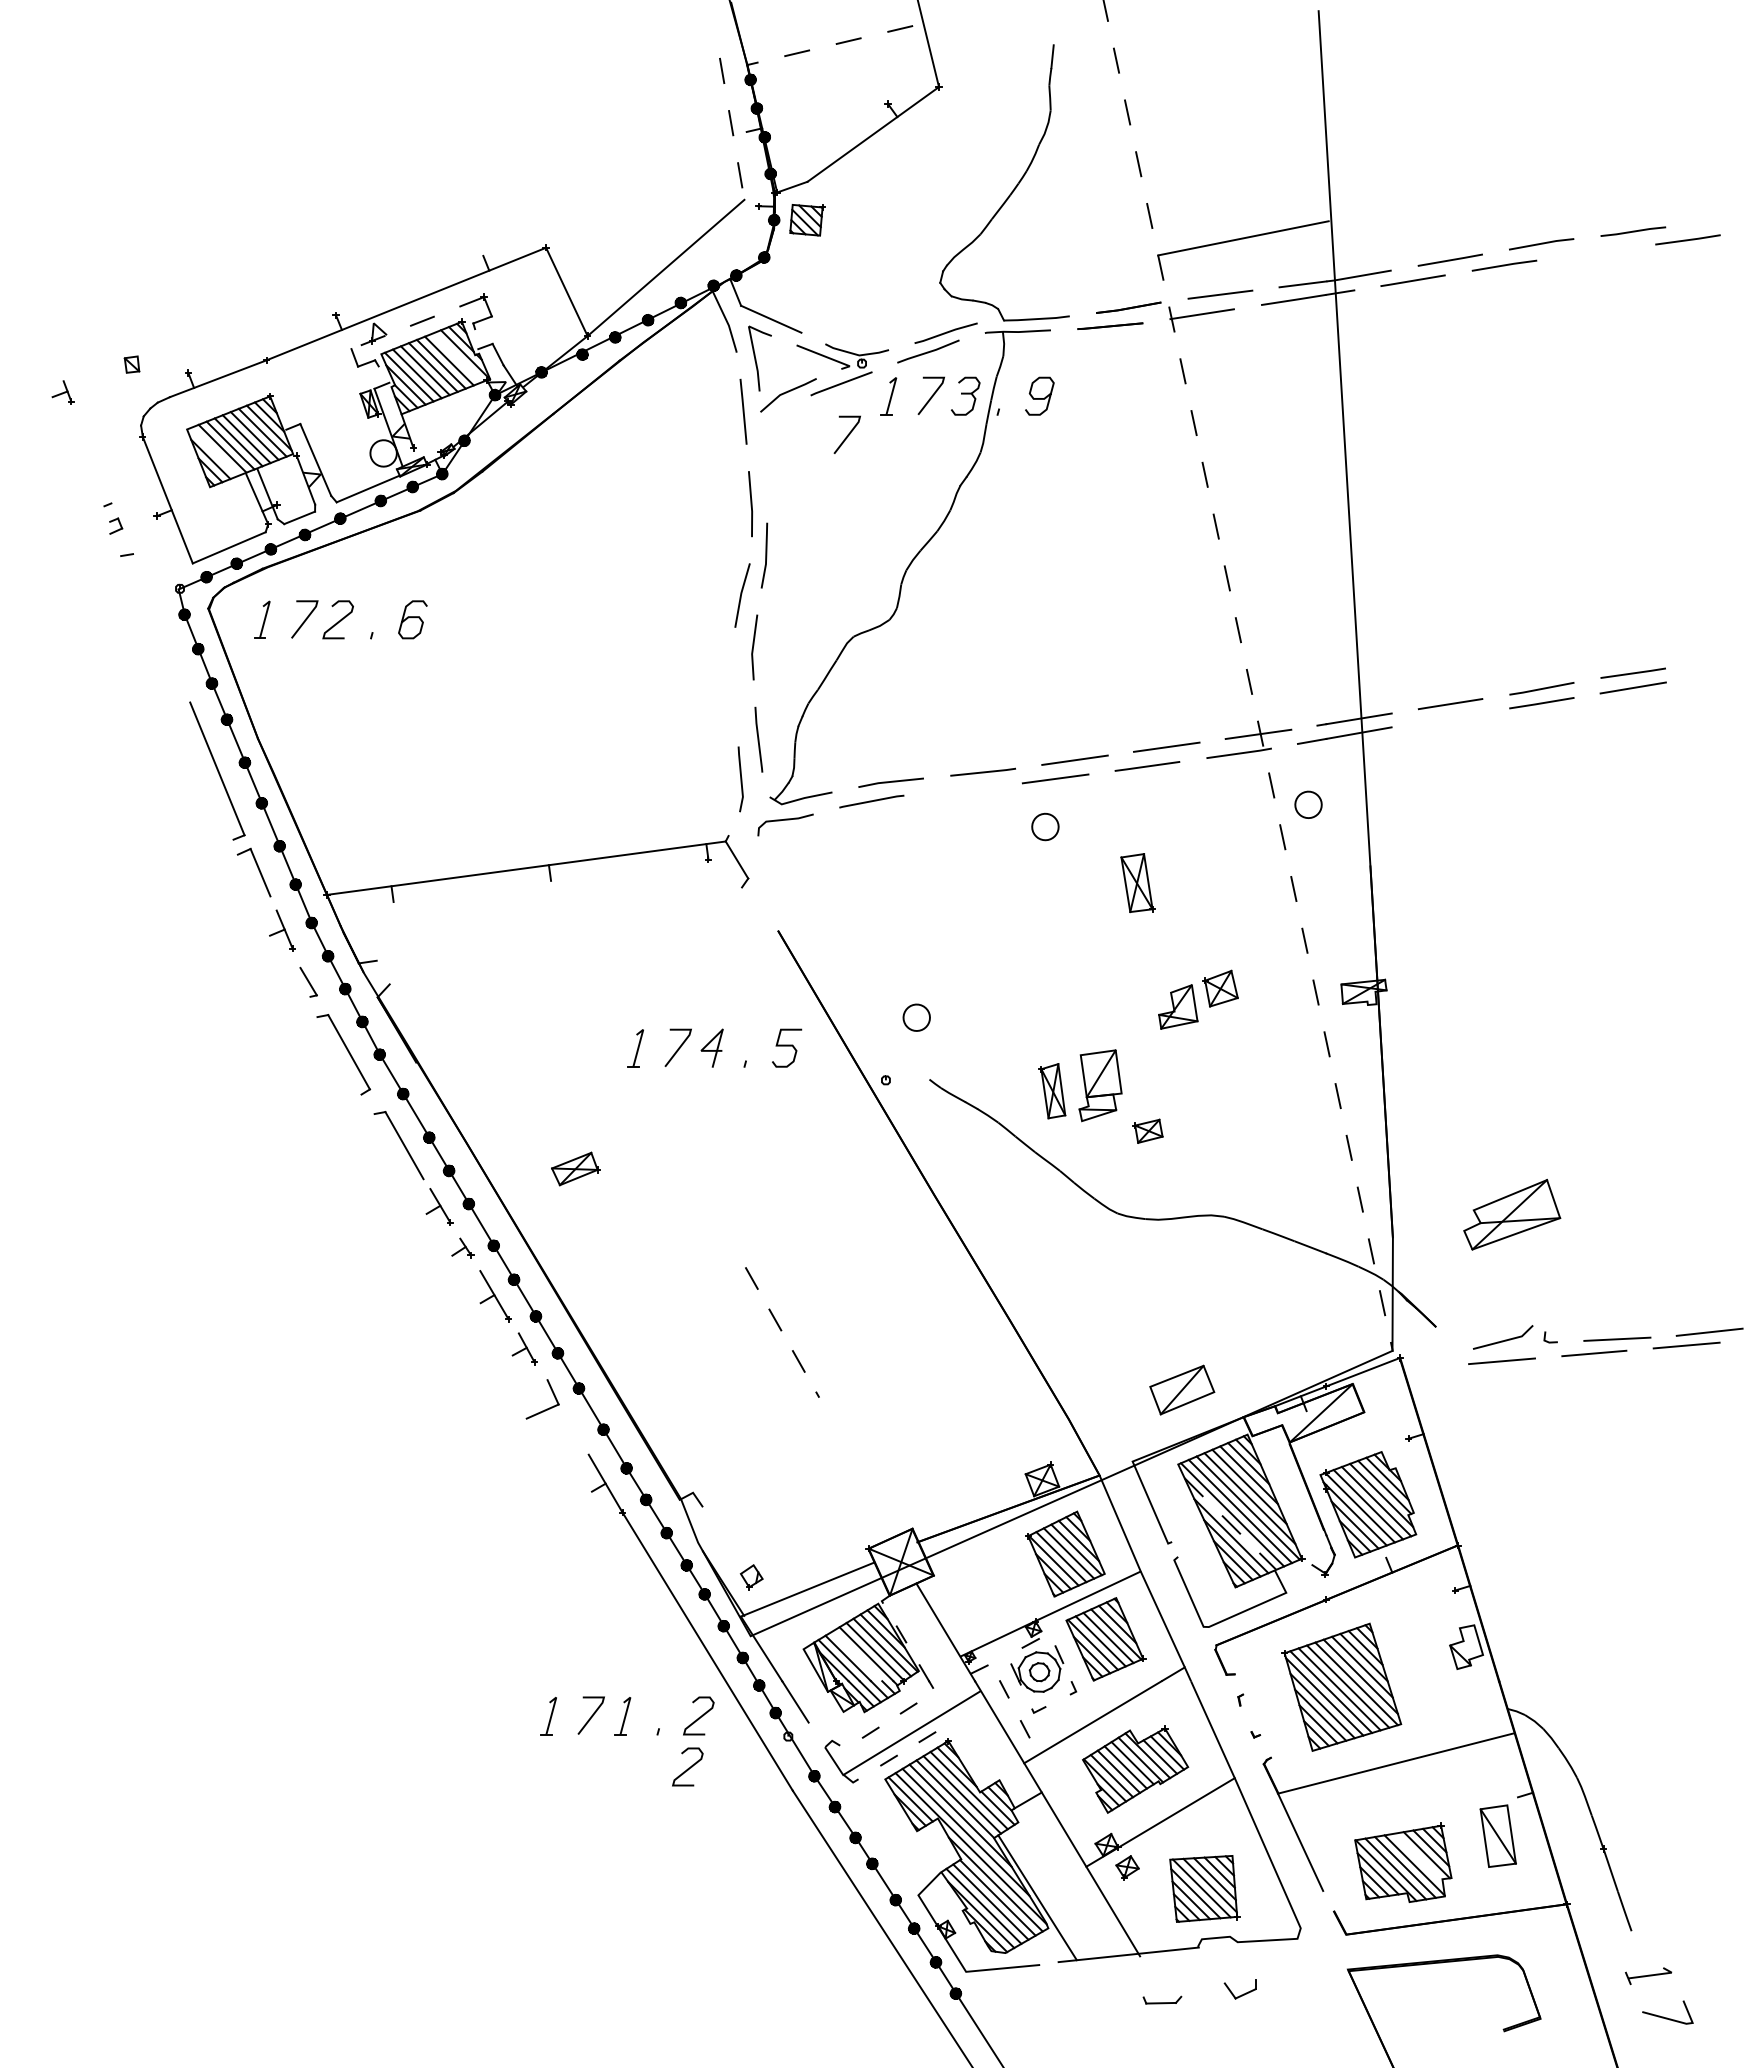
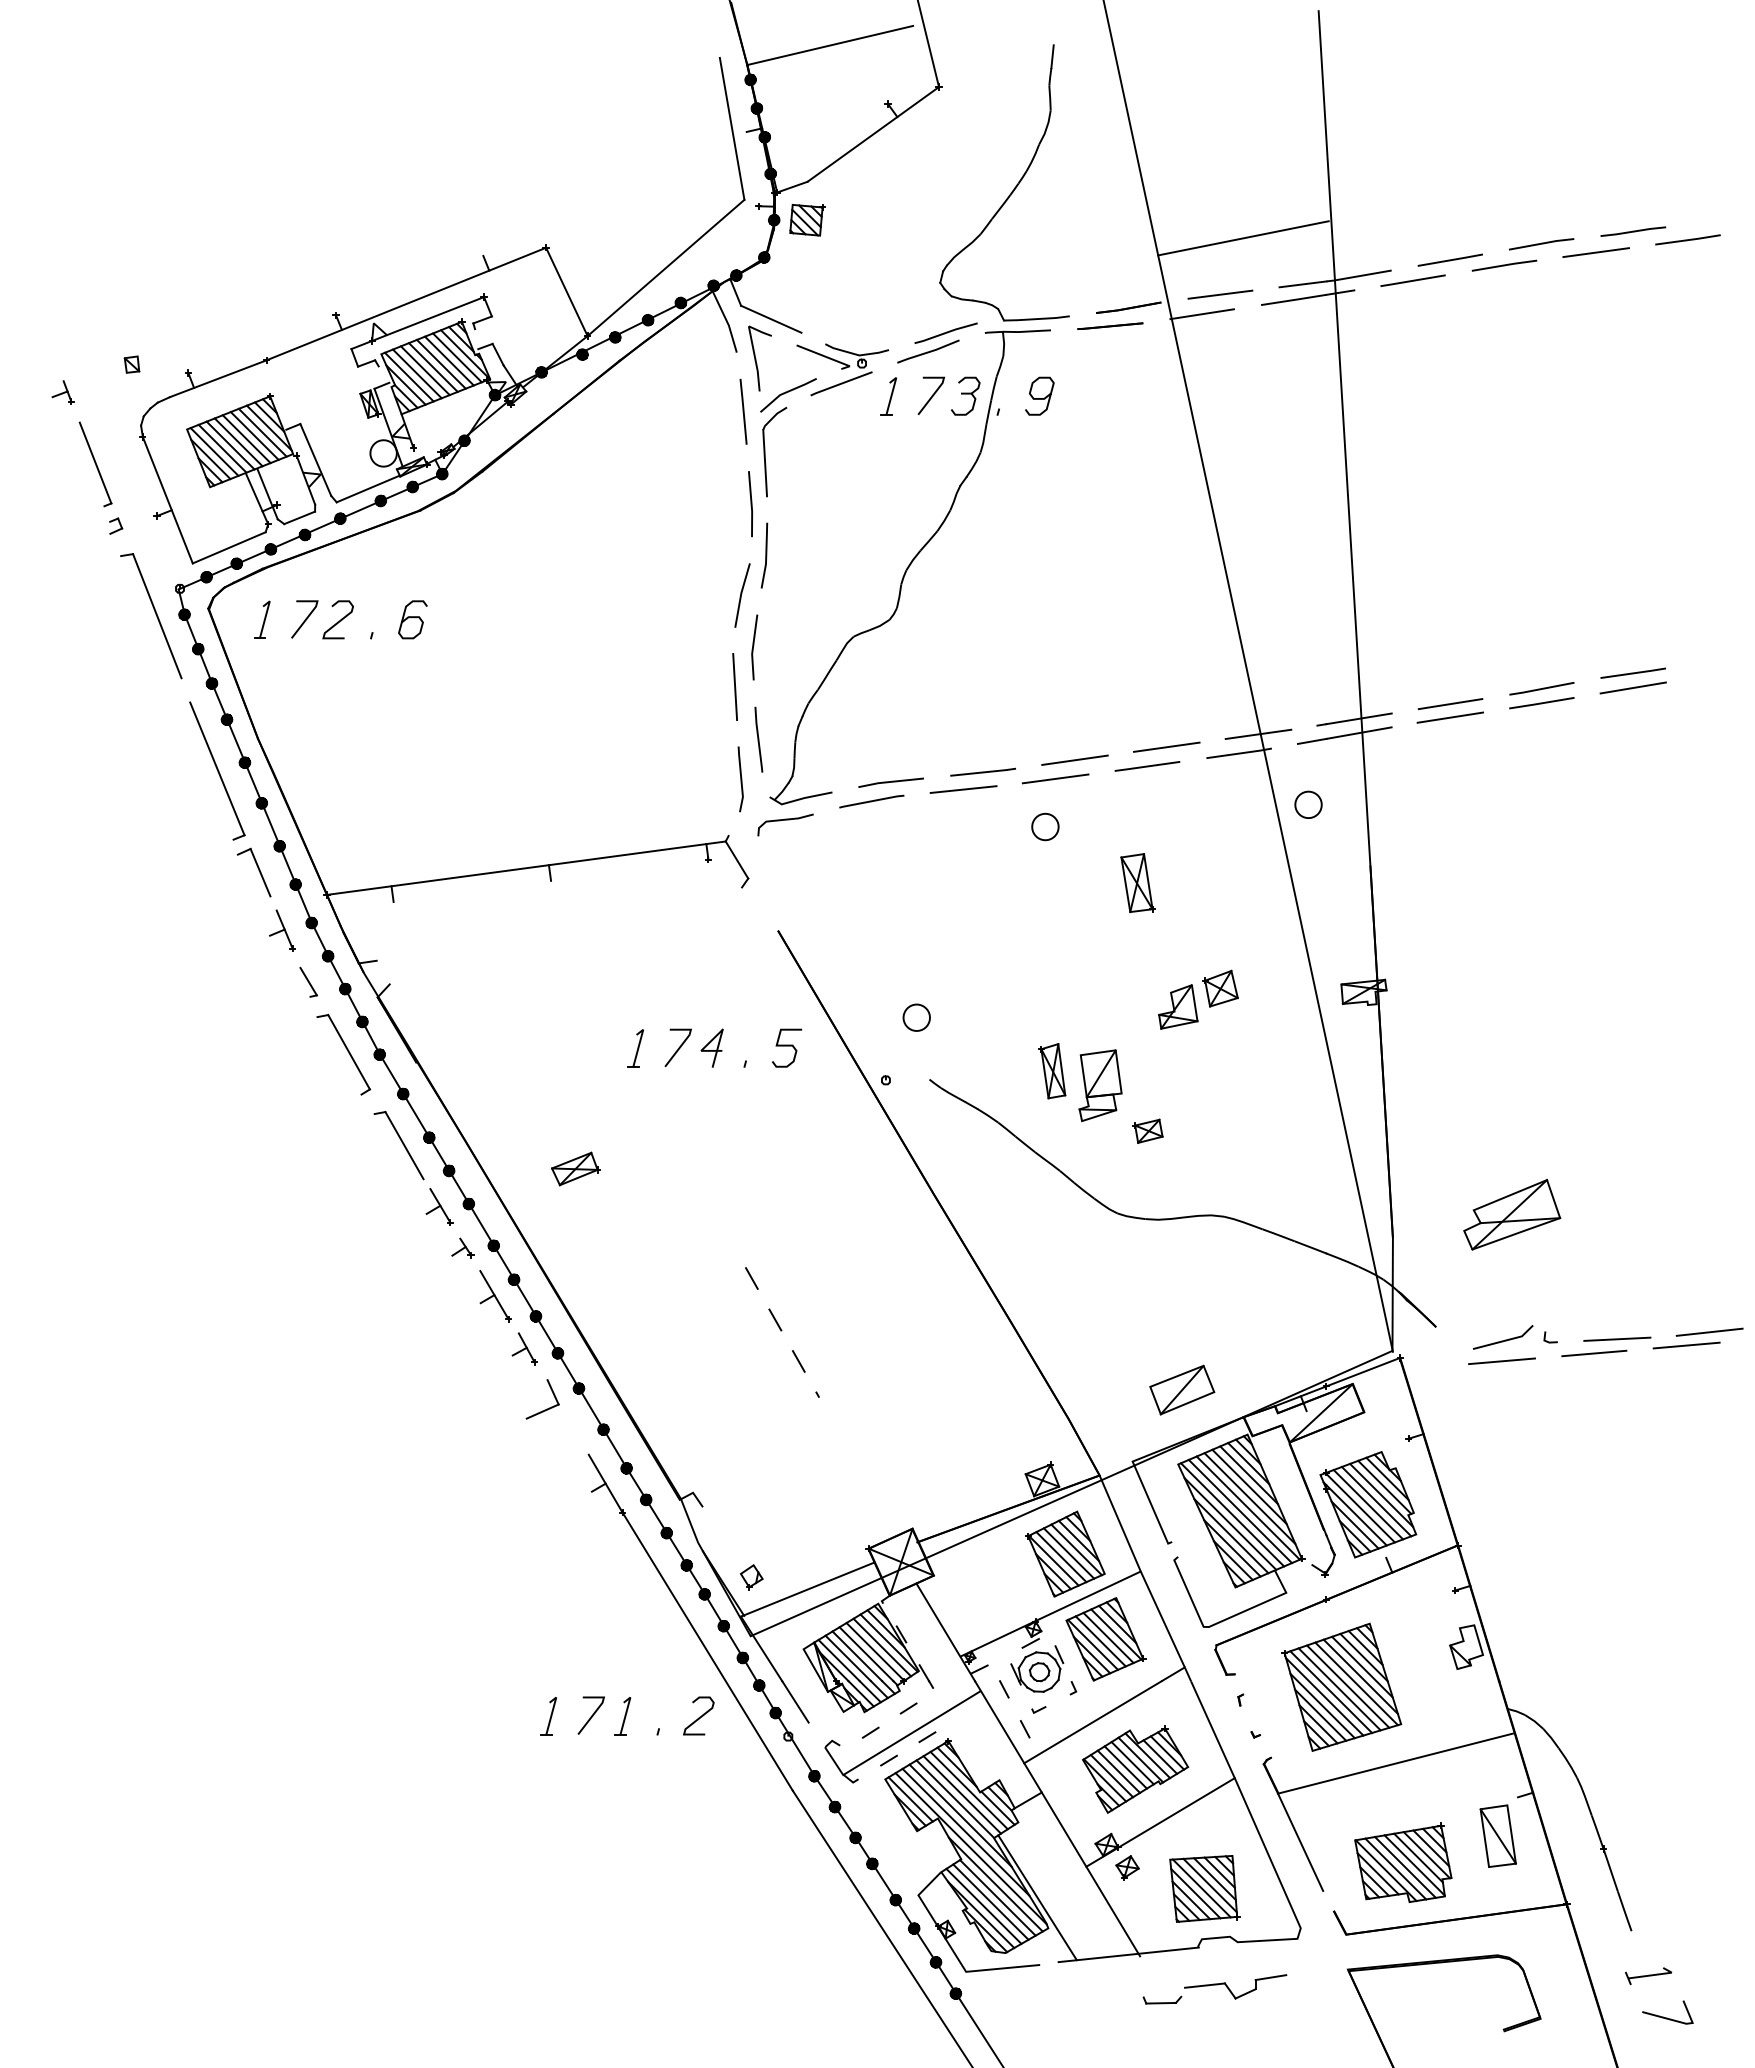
line: dashed -> solid (829, 45)
line: dashed -> solid (732, 129)
line: none -> present (1596, 252)
line: dashed -> solid (417, 323)
line: none -> present (457, 357)
line: present -> none (847, 434)
line: none -> present (214, 451)
part: none -> present (765, 451)
line: none -> present (95, 462)
line: none -> present (157, 616)
line: dashed -> solid (1248, 676)
line: none -> present (734, 686)
line: none -> present (1450, 717)
line: none -> present (963, 789)
part position: (1052, 1091) -> (1052, 1071) (1052, 1071)
line: dashed -> solid (1230, 1523)
line: none -> present (857, 1656)
curve: present -> none (688, 1767)
line: none -> present (1418, 1857)
line: none -> present (1270, 1977)
line: none -> present (1204, 1985)
